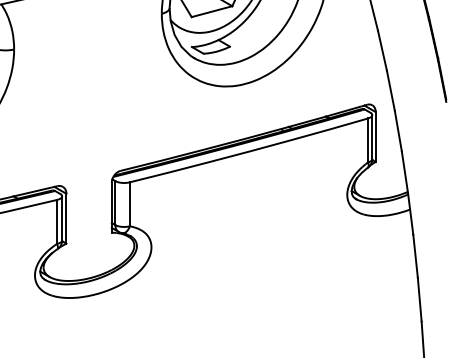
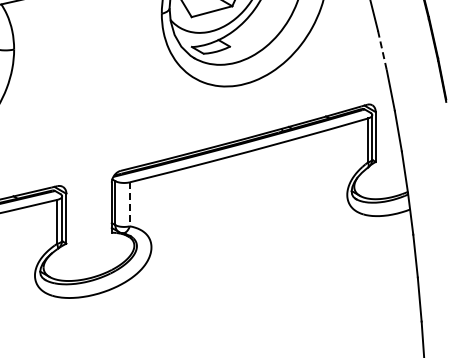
line: solid -> dashed (382, 51)
line: solid -> dashed (129, 204)
